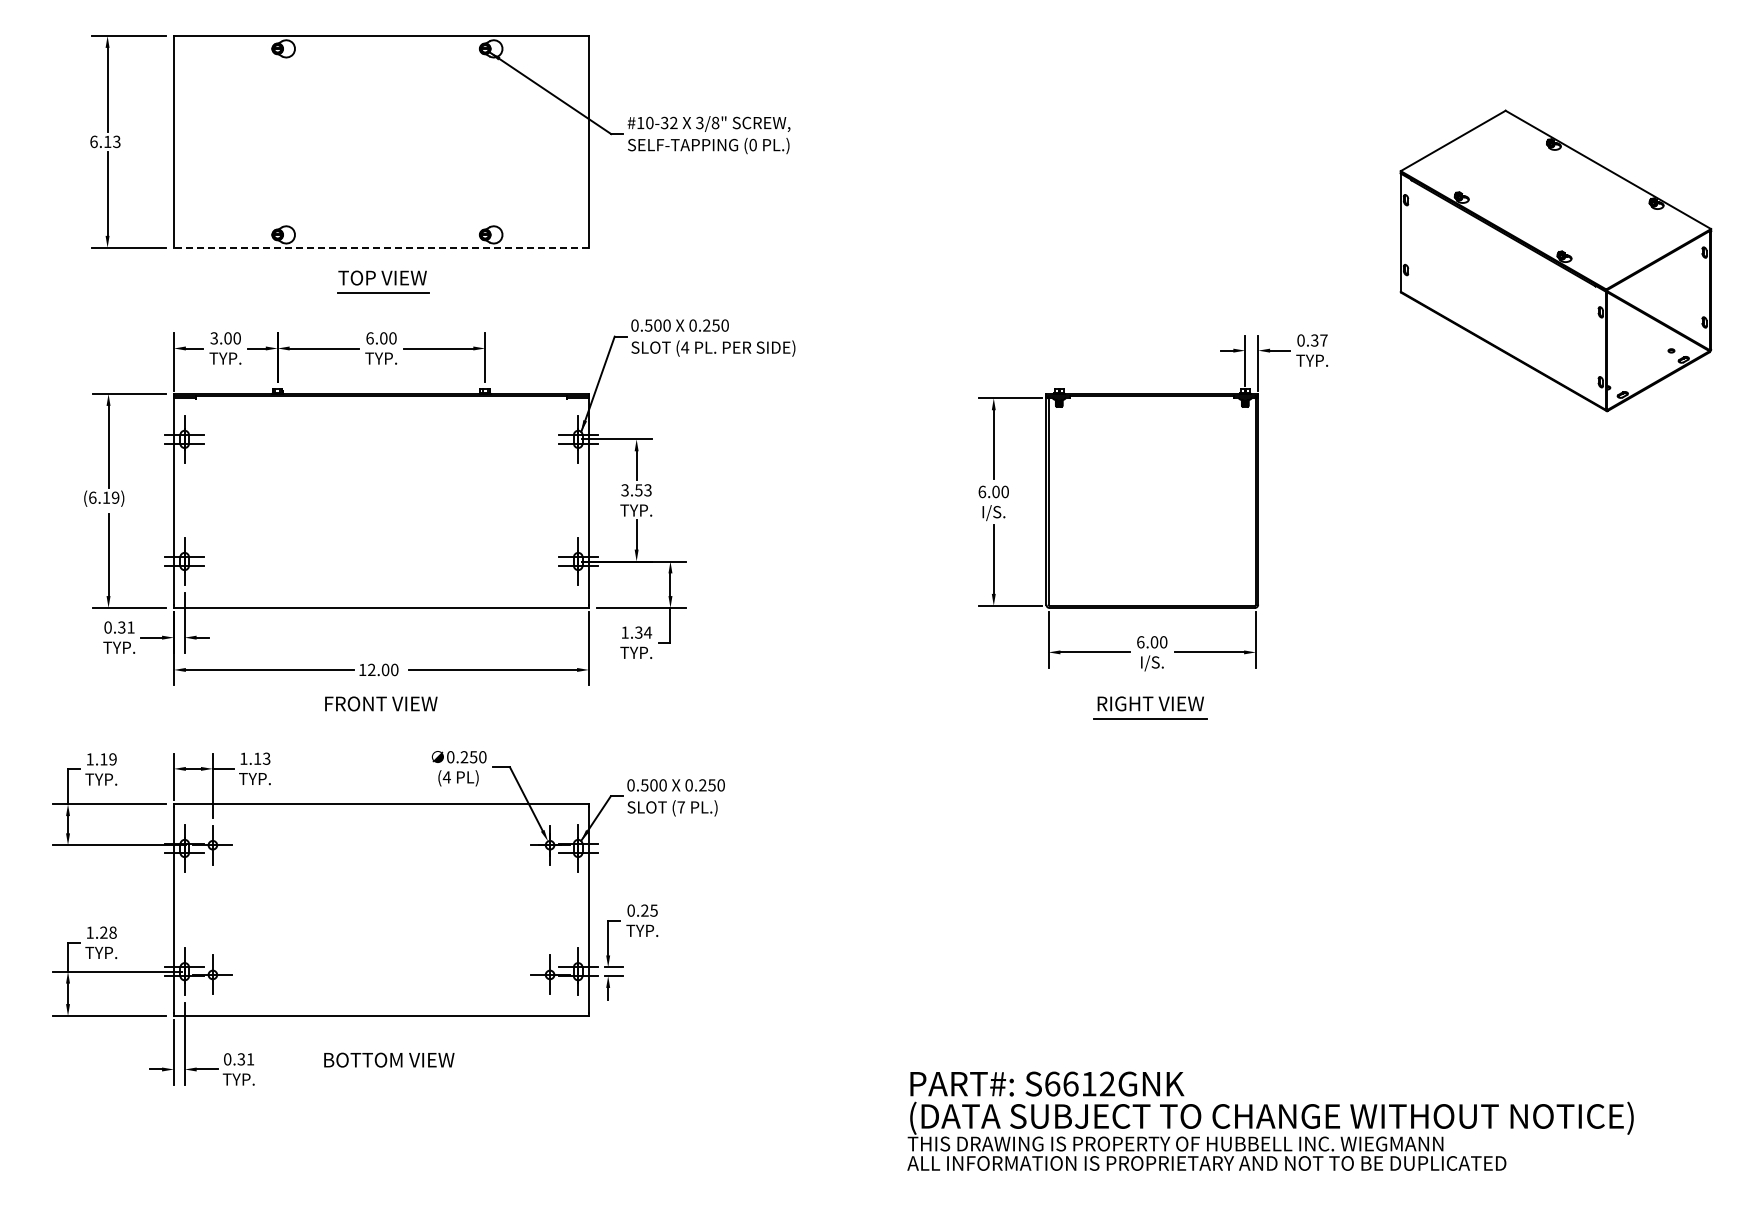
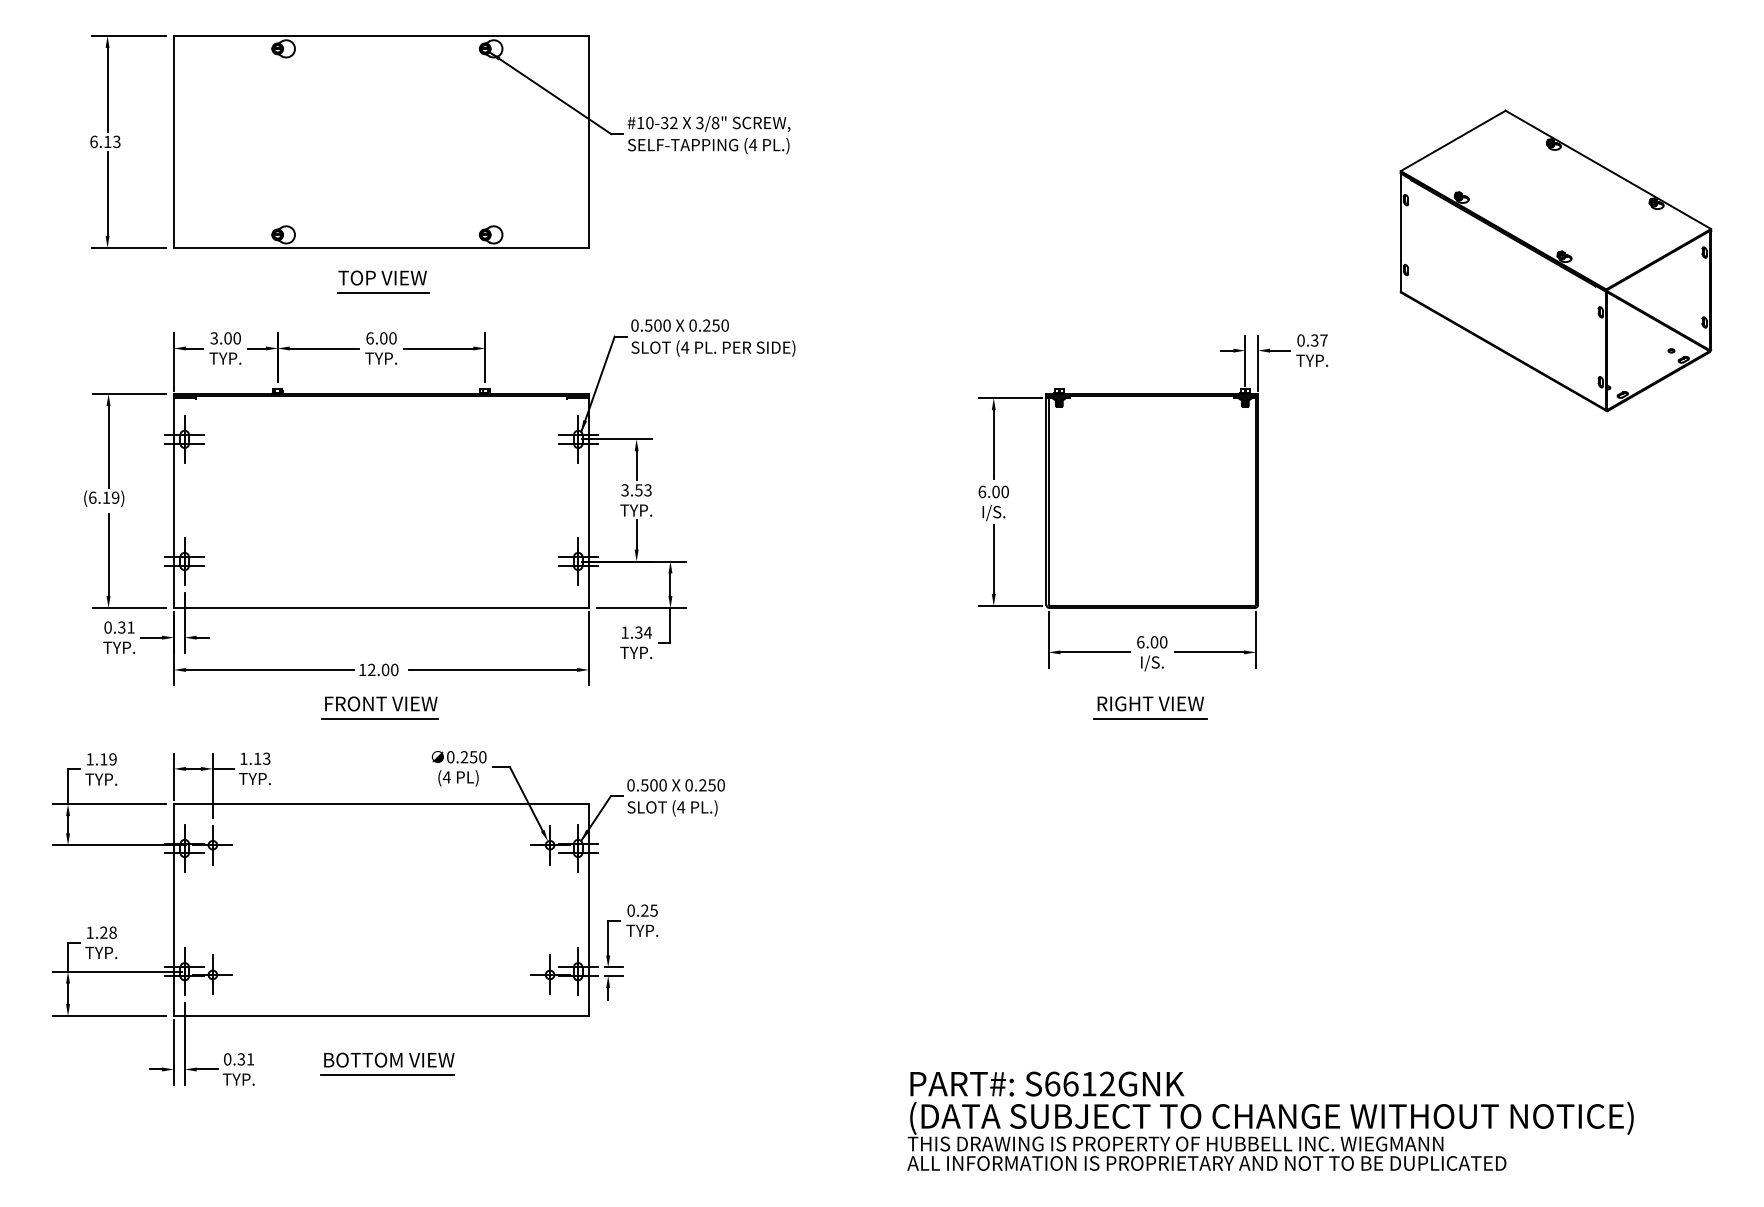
text: (0 -> (4 (753, 144)
line: dashed -> solid (381, 247)
line: none -> present (379, 718)
text: (7 -> (4 (681, 807)
line: none -> present (387, 1074)
